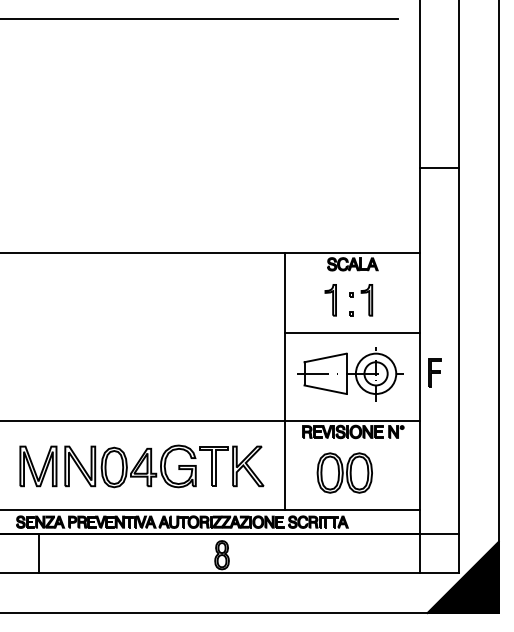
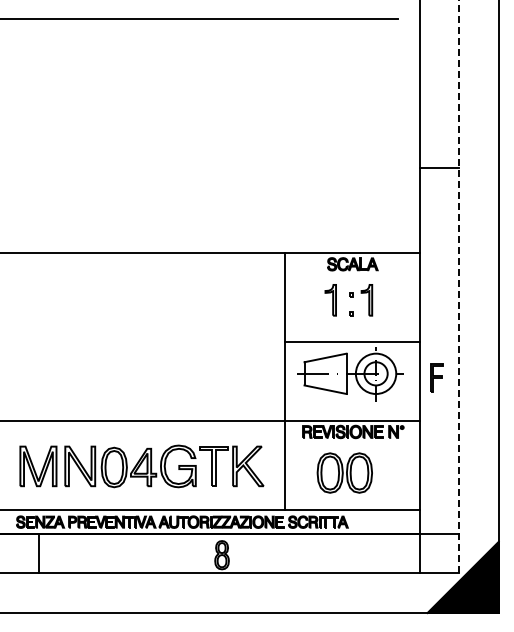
line: solid -> dashed (459, 286)
line position: (352, 332) -> (352, 341) (352, 341)
part position: (434, 372) -> (436, 377) (436, 377)
